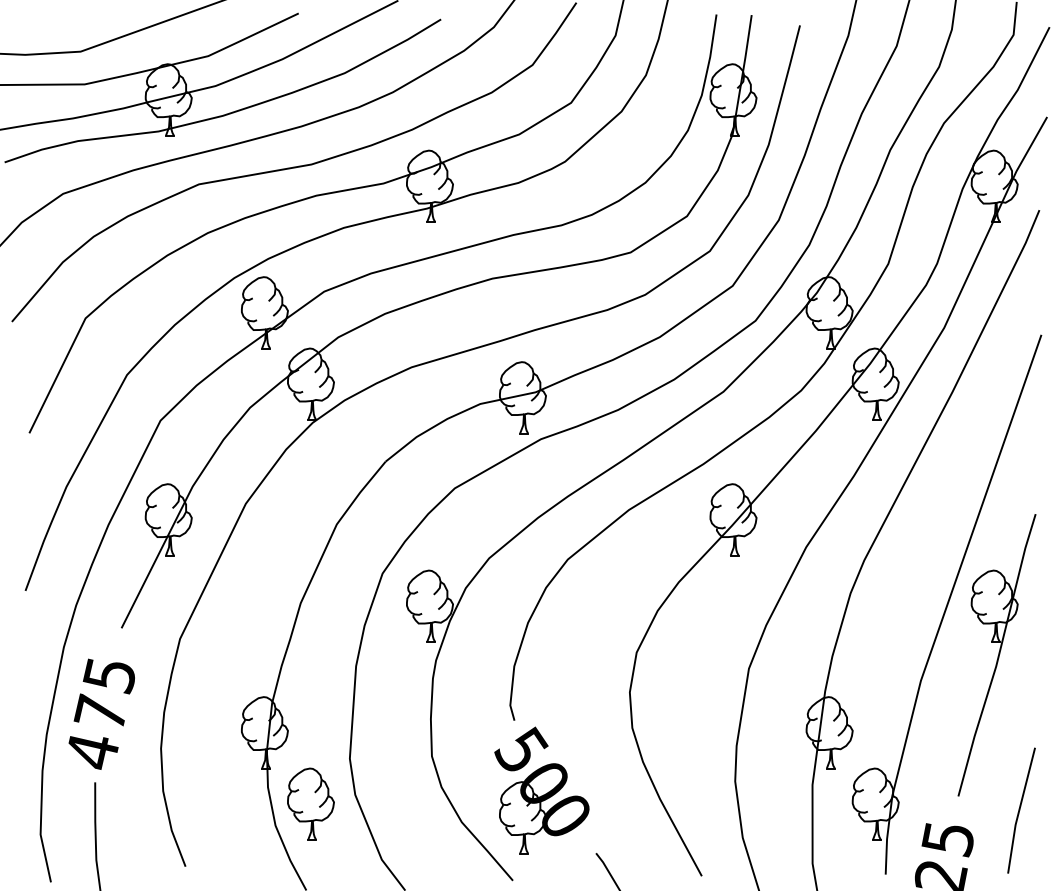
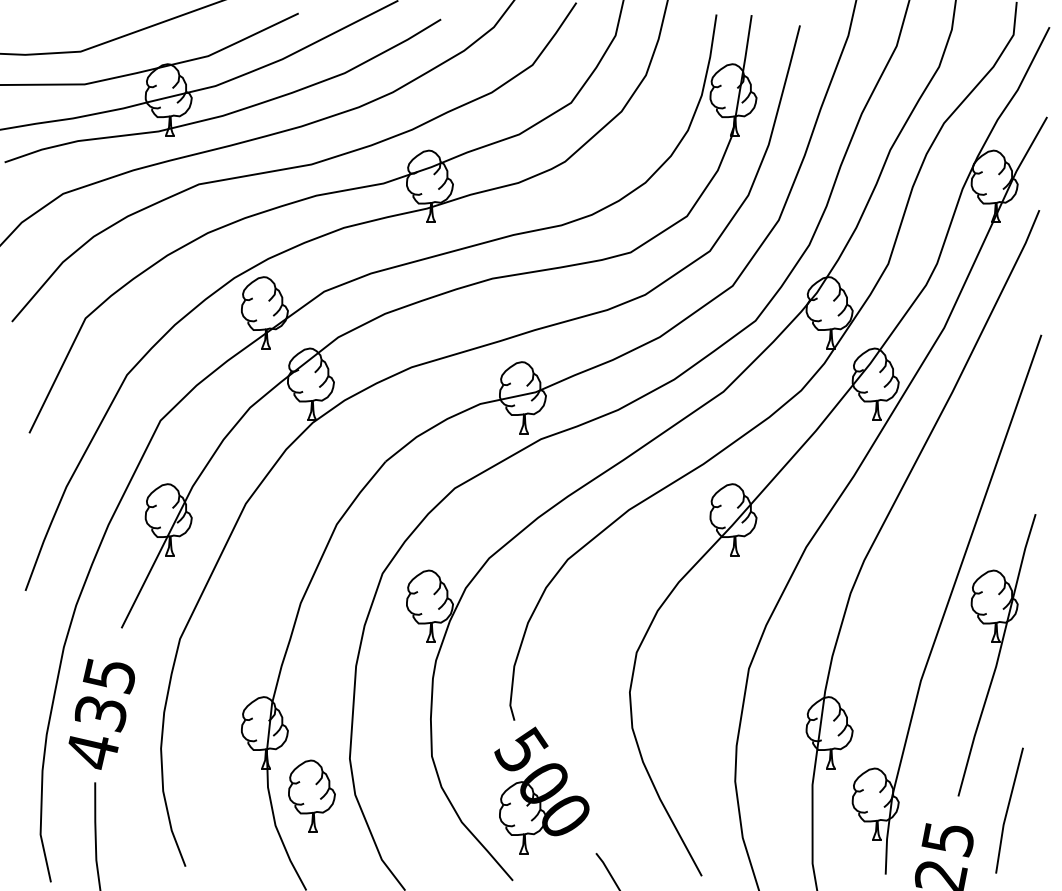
text: 475 -> 435 (99, 712)
part position: (310, 803) -> (311, 795) (311, 795)
line position: (1020, 810) -> (1008, 810) (1008, 810)
